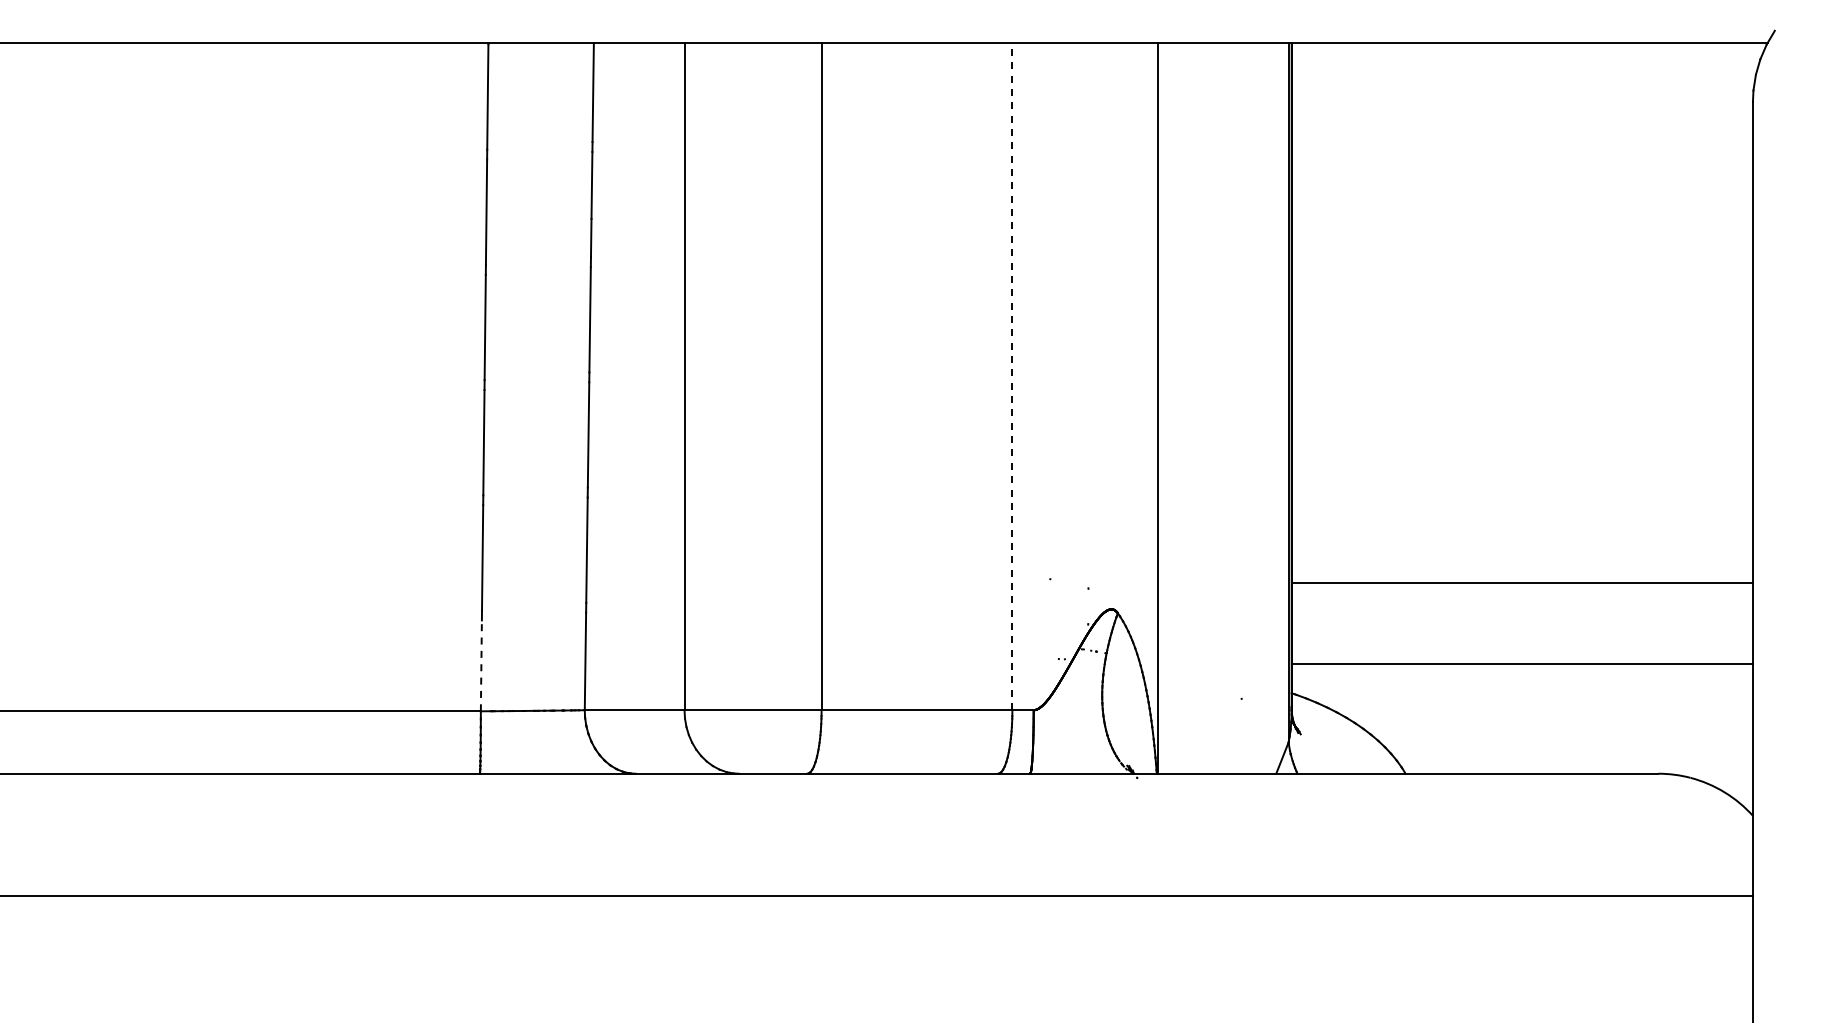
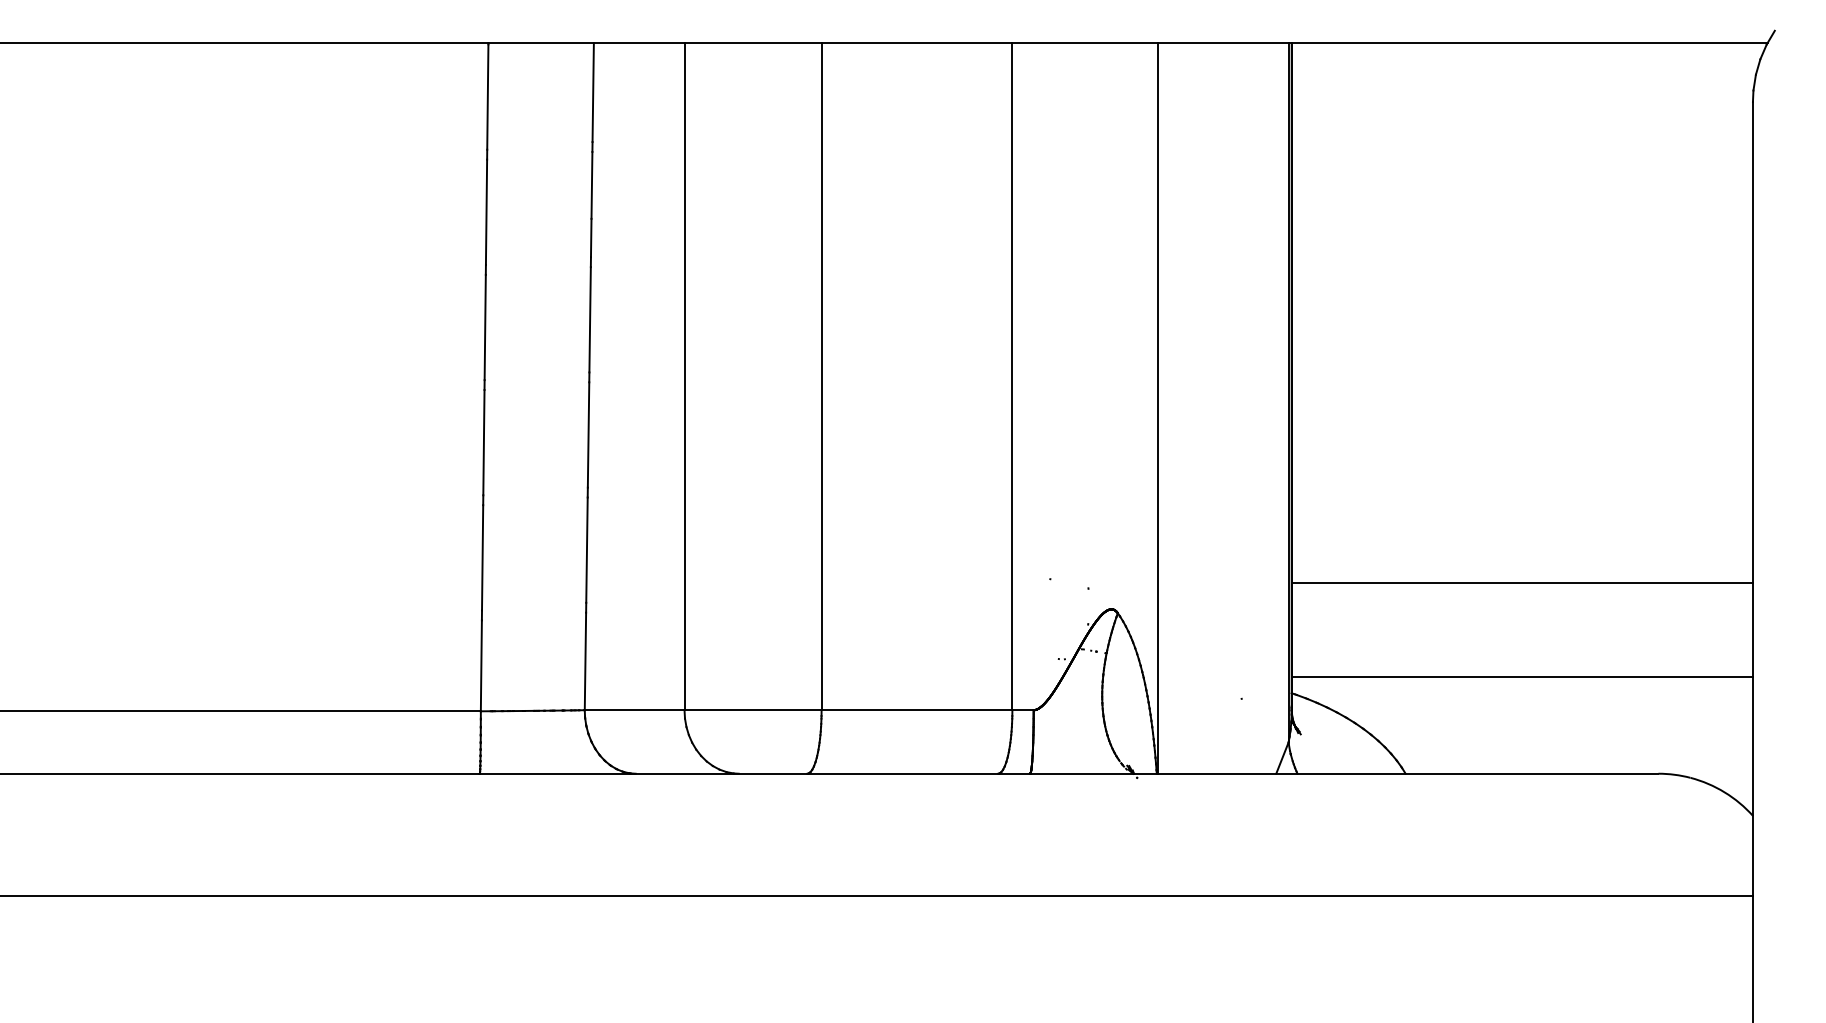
line: dashed -> solid (1012, 376)
line position: (1521, 663) -> (1521, 676) (1521, 676)
line: dashed -> solid (481, 665)
